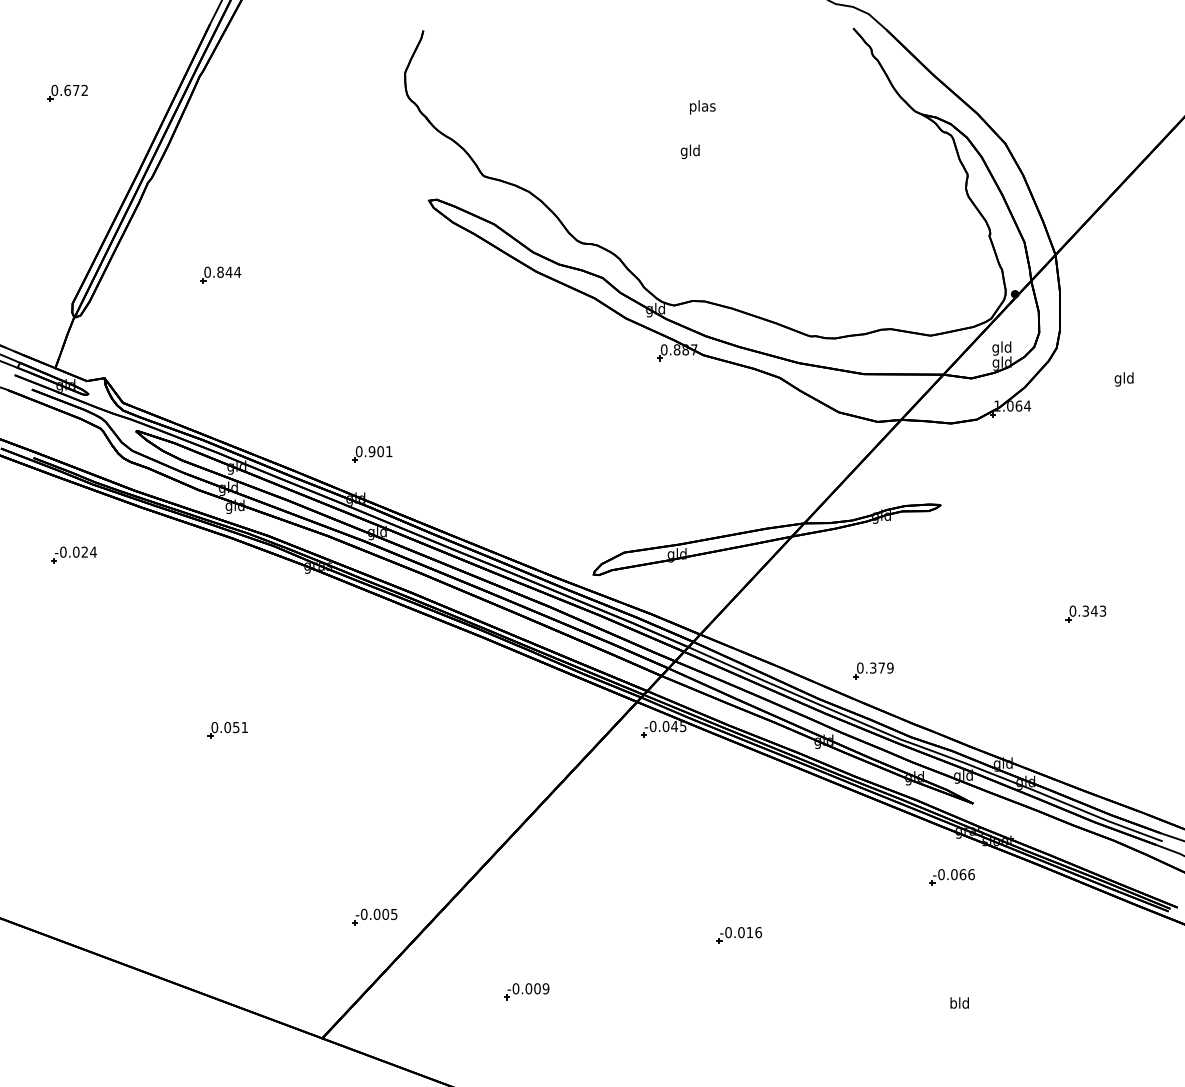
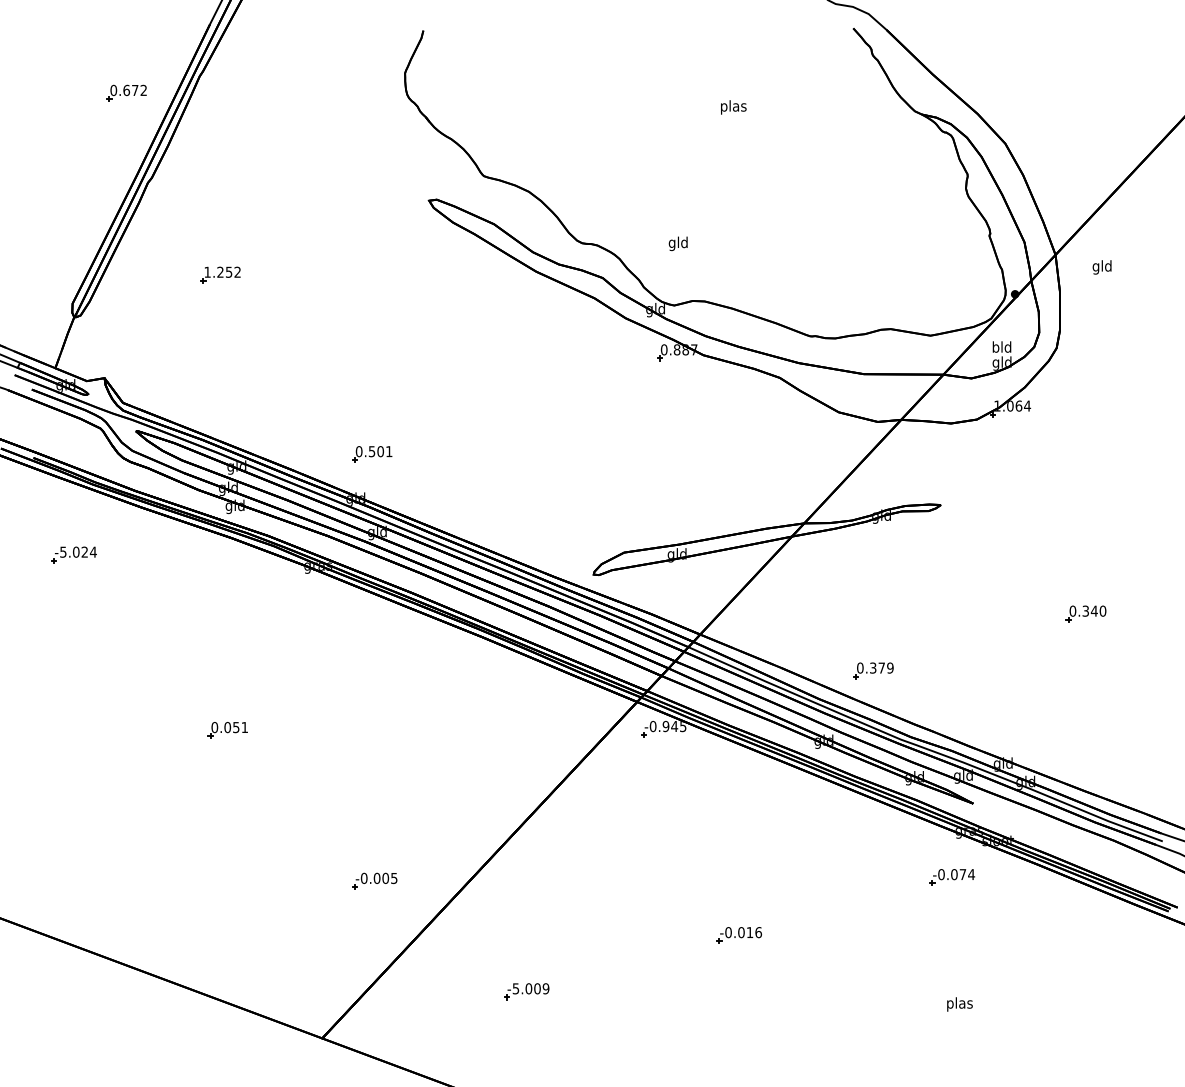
part position: (67, 92) -> (126, 92) (126, 92)
text position: (702, 107) -> (733, 107) (733, 107)
text position: (689, 151) -> (677, 243) (677, 243)
text: 0.844 -> 1.252 (222, 271)
text: gld -> bld (995, 348)
text position: (1123, 379) -> (1101, 267) (1101, 267)
text: 0.901 -> 0.501 (371, 451)
text: -0.024 -> -5.024 (63, 551)
text: 0.343 -> 0.340 (1102, 610)
text: -0.045 -> -0.945 (665, 726)
text: -0.066 -> -0.074 (966, 874)
part position: (374, 916) -> (374, 880) (374, 880)
text: -0.009 -> -5.009 (515, 988)
text: bld -> plas (959, 1004)
